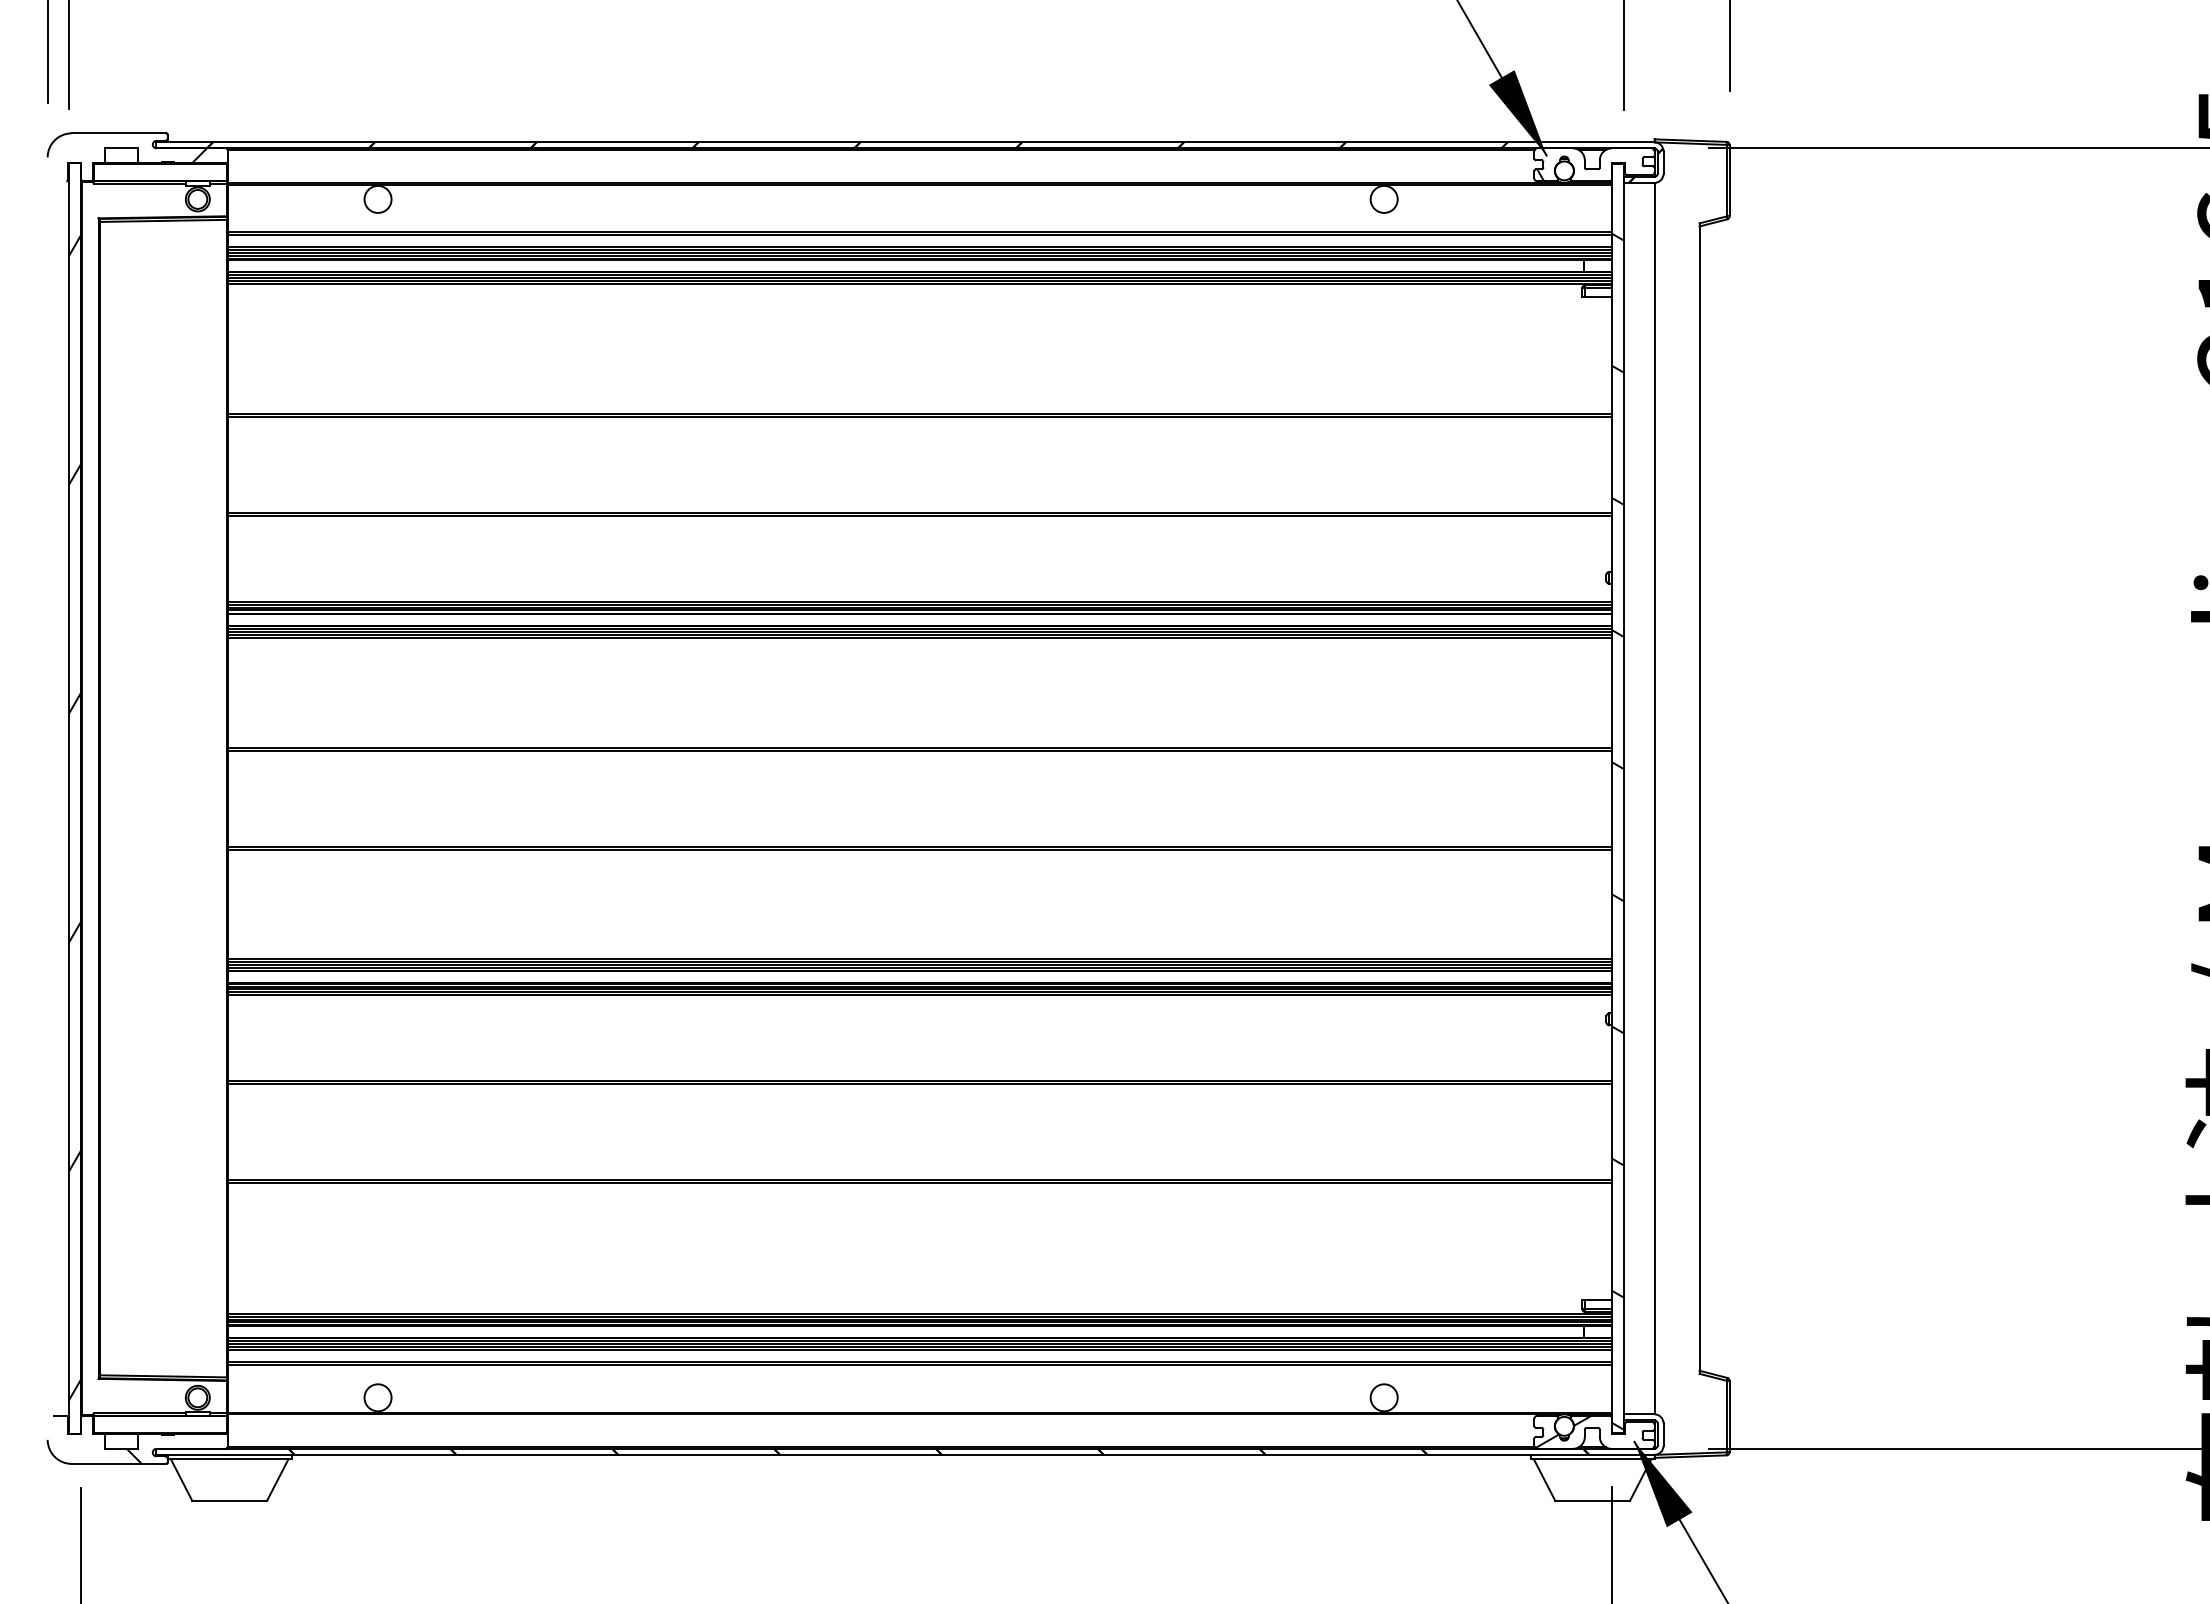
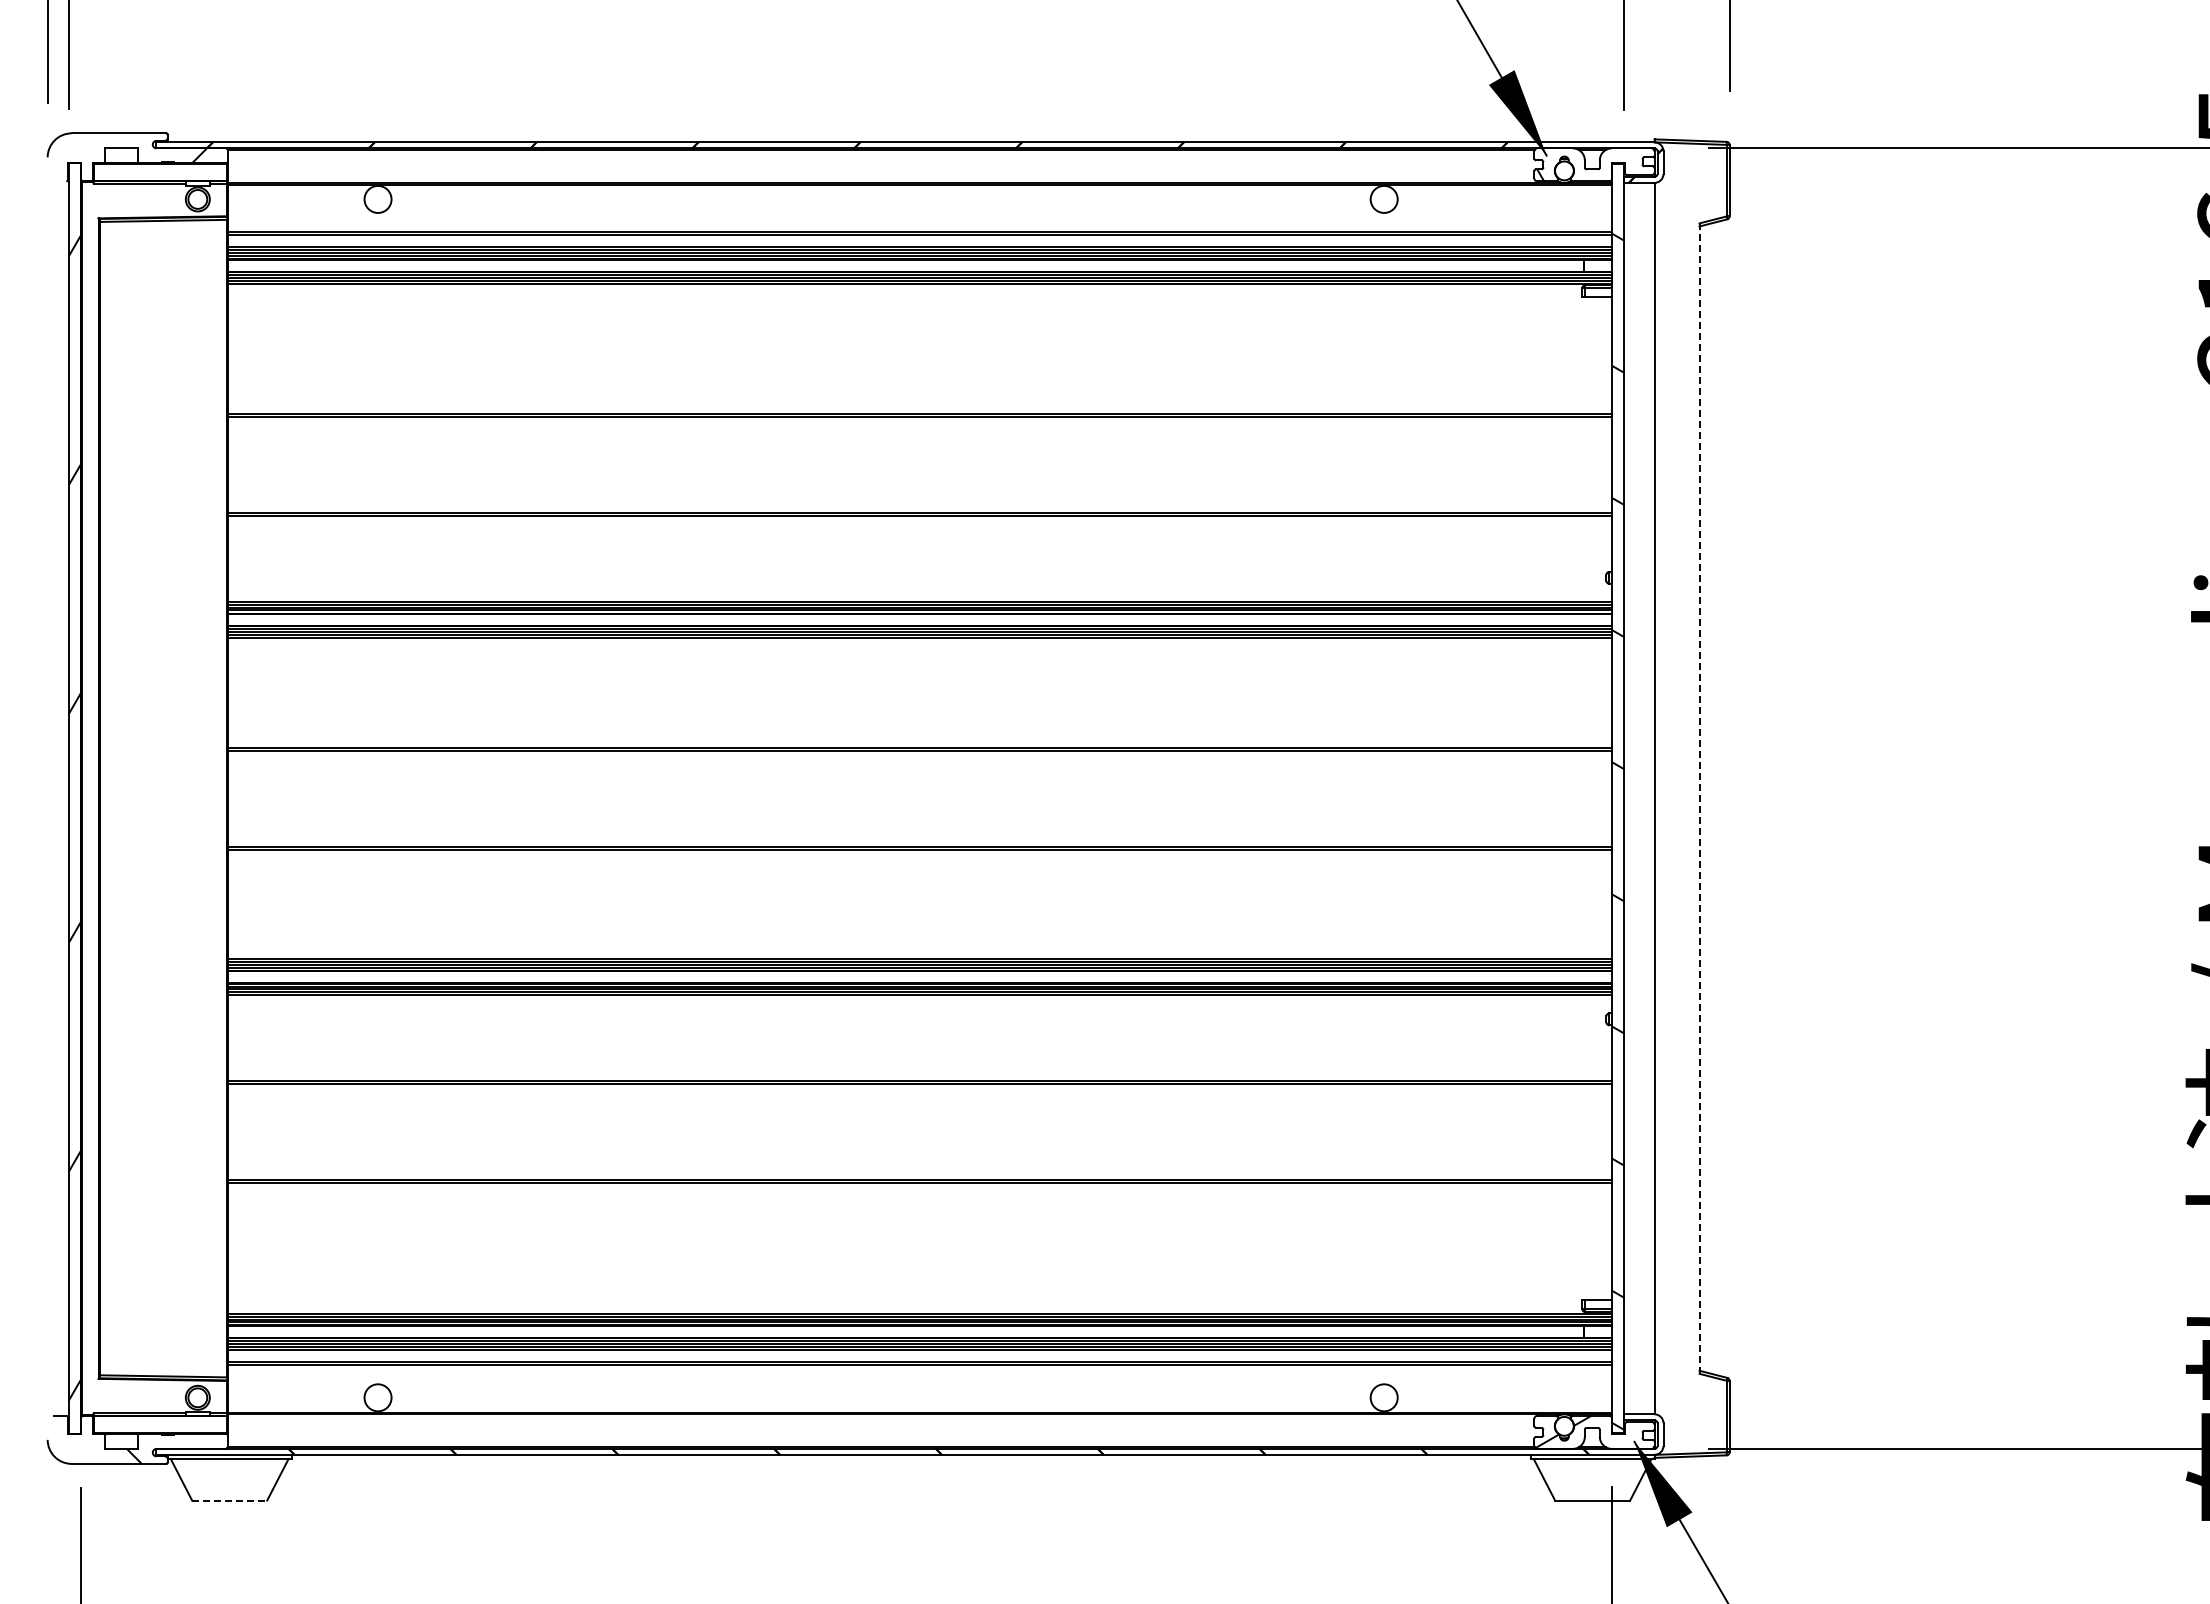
line: solid -> dashed (1699, 799)
line: solid -> dashed (229, 1500)
